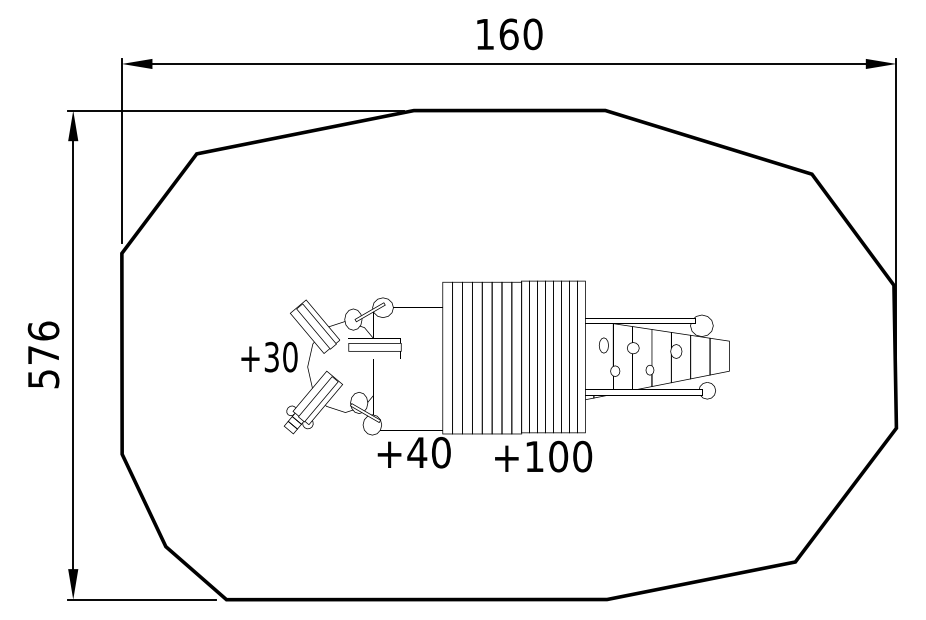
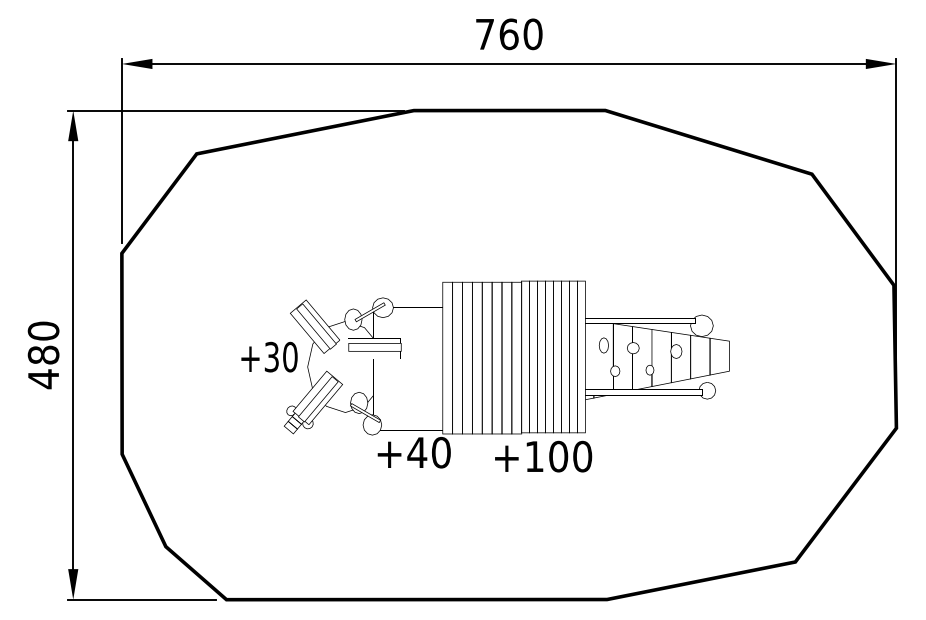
text: 160 -> 760 (484, 34)
text: 576 -> 480 (43, 355)
